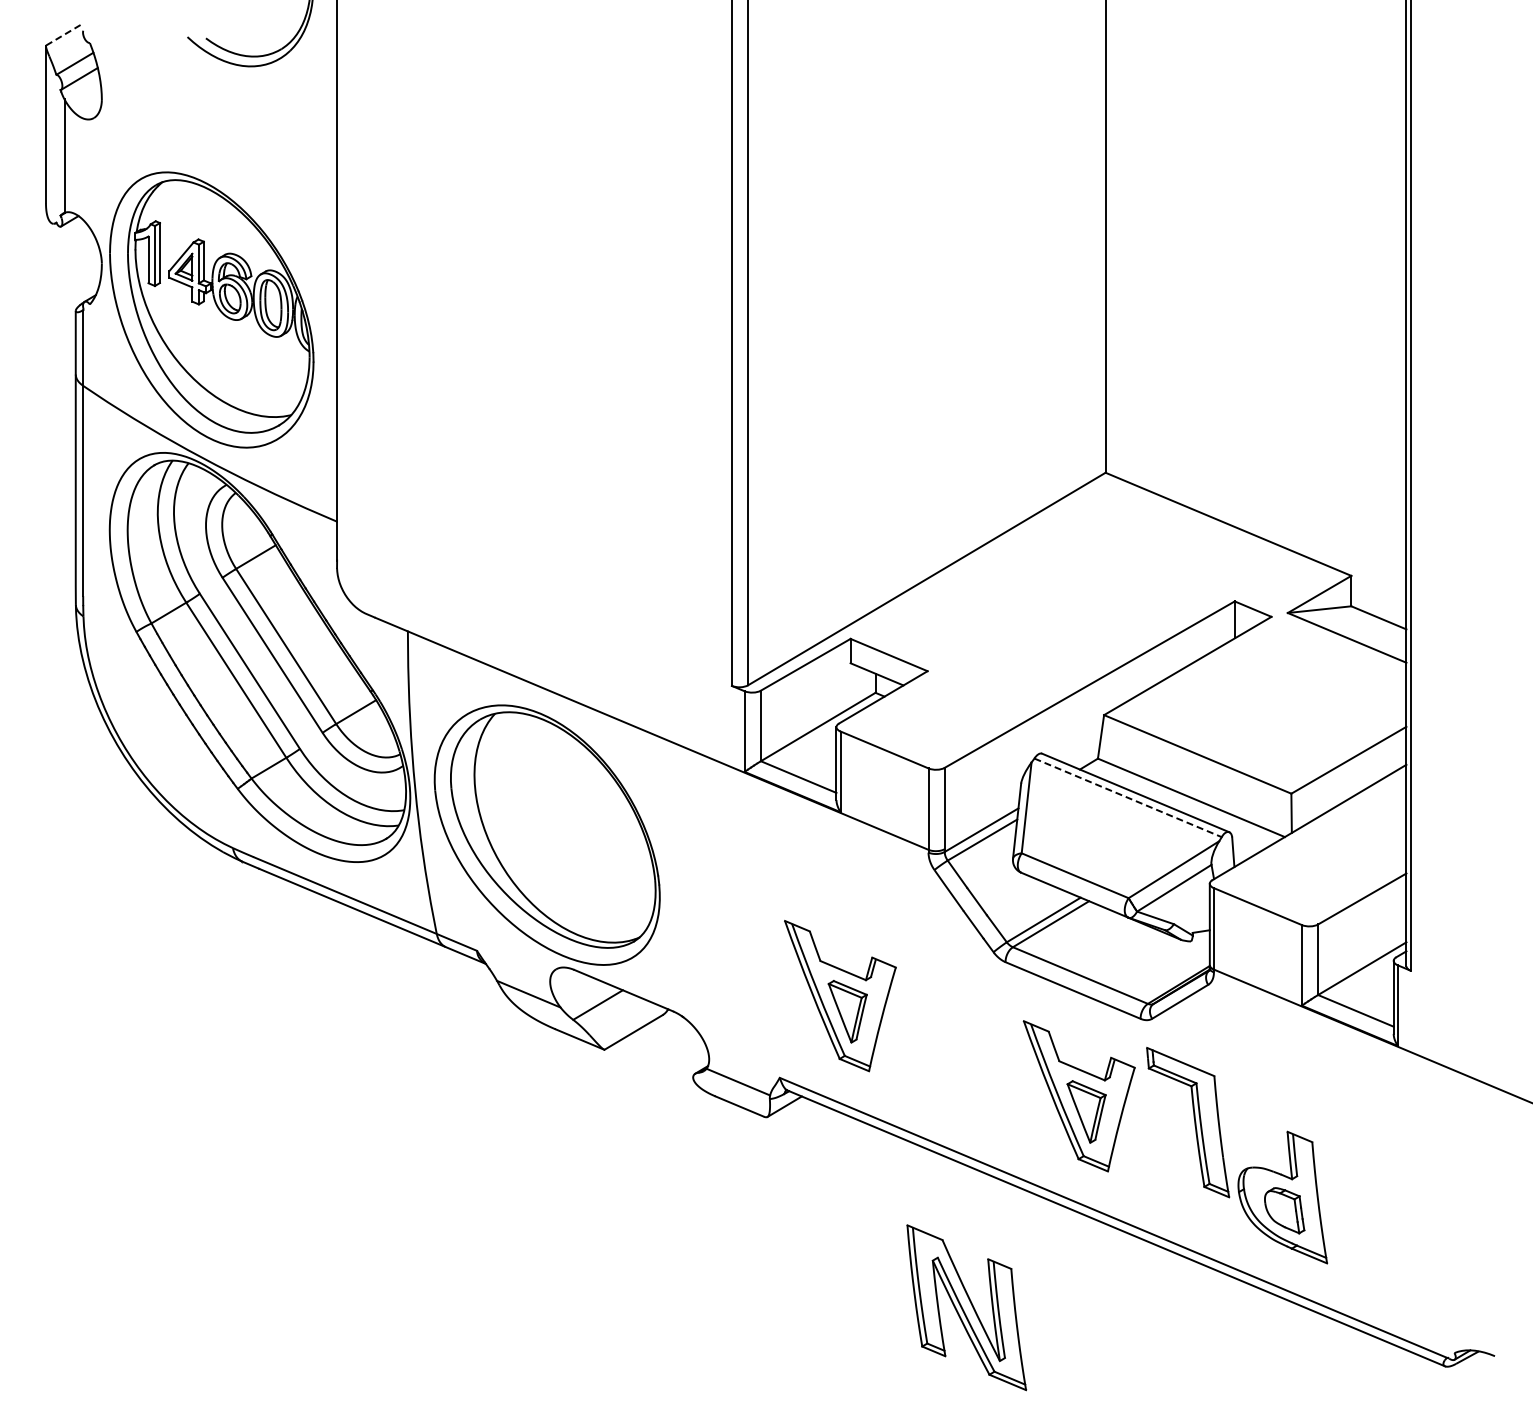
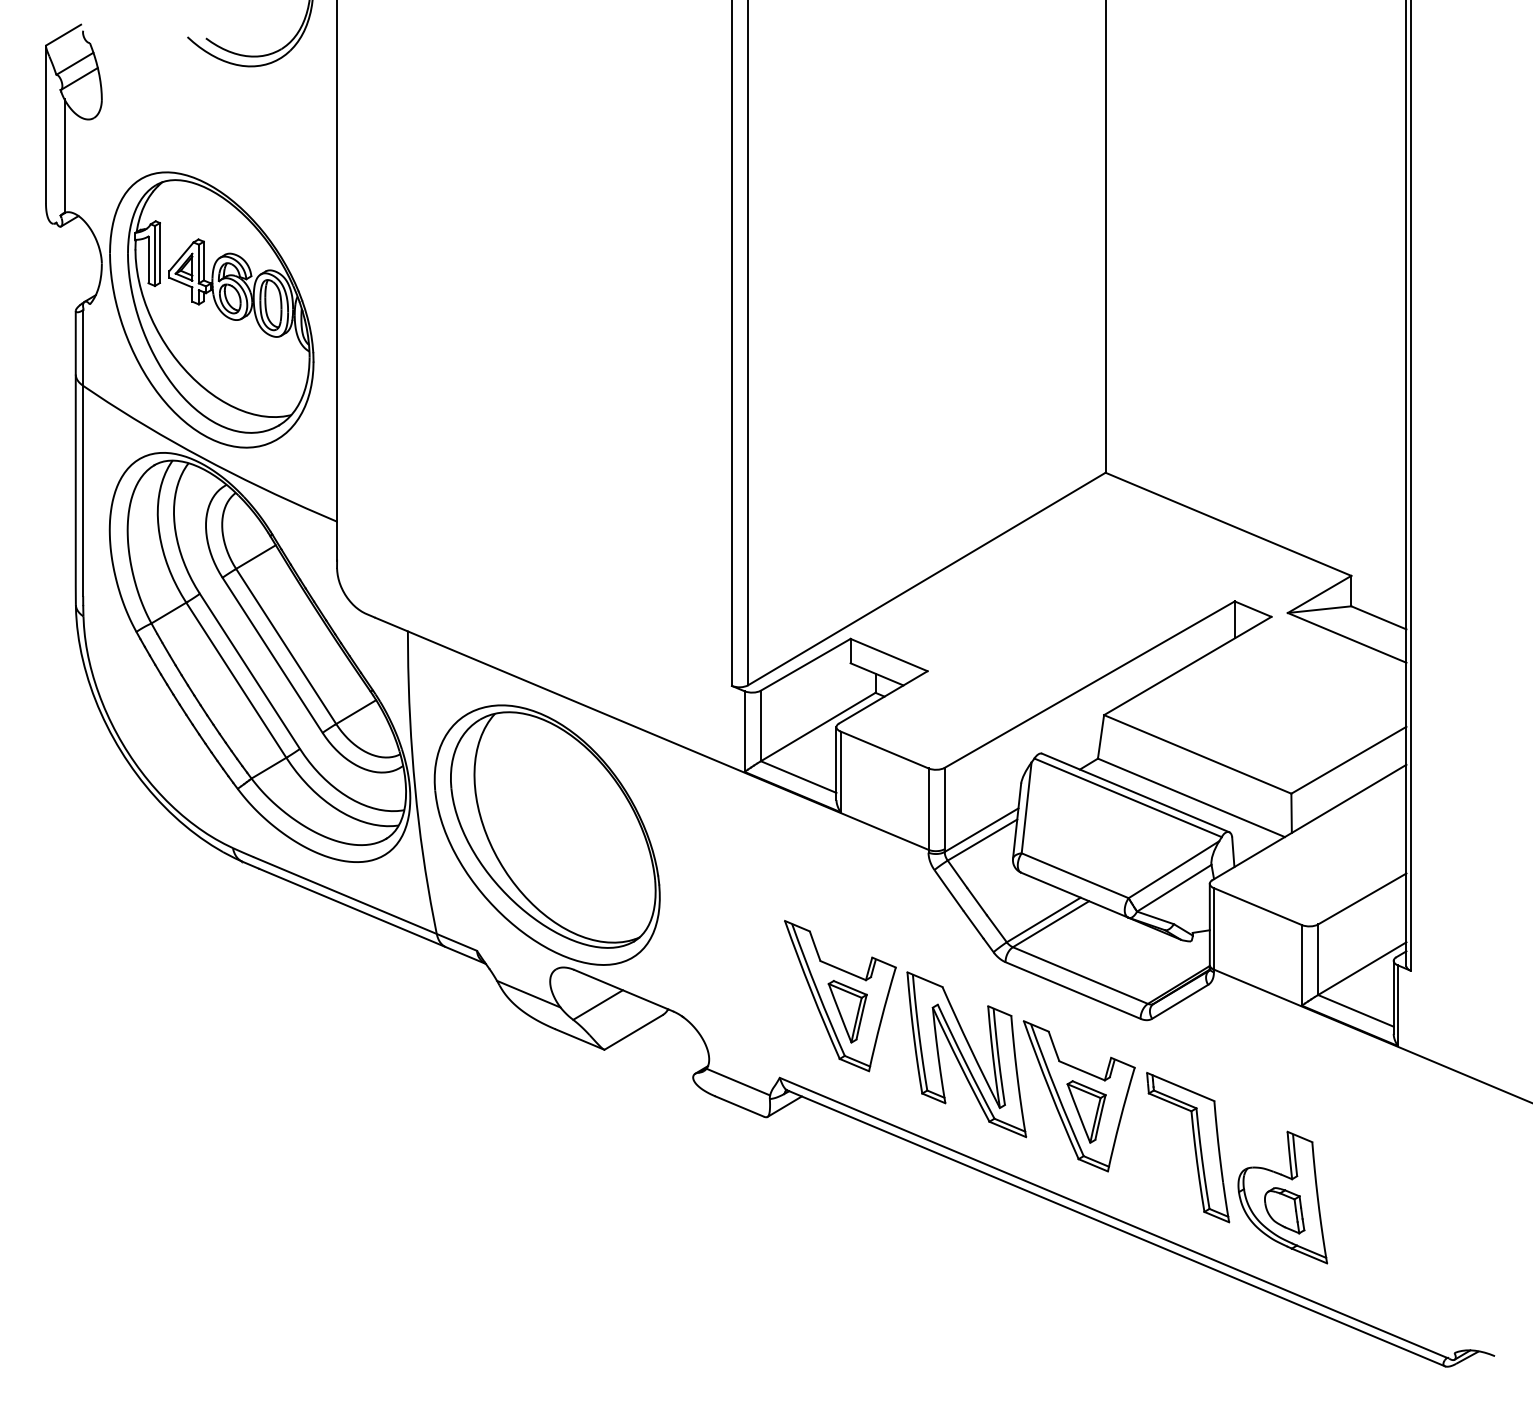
line: dashed -> solid (64, 34)
line: dashed -> solid (1128, 797)
part position: (1188, 1122) -> (1188, 1147) (1188, 1147)
part position: (966, 1307) -> (966, 1054) (966, 1054)
